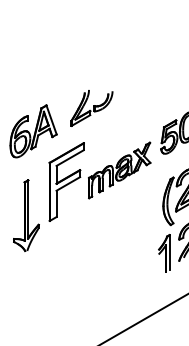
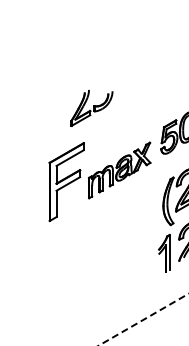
part: present -> none (33, 131)
part: present -> none (26, 215)
line: solid -> dashed (143, 319)
